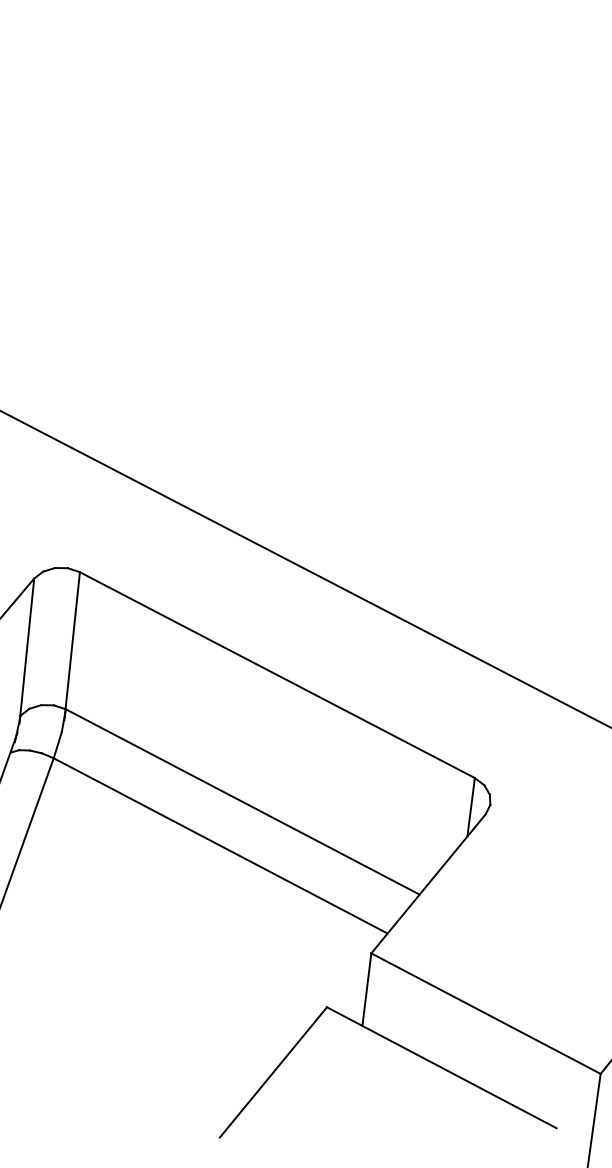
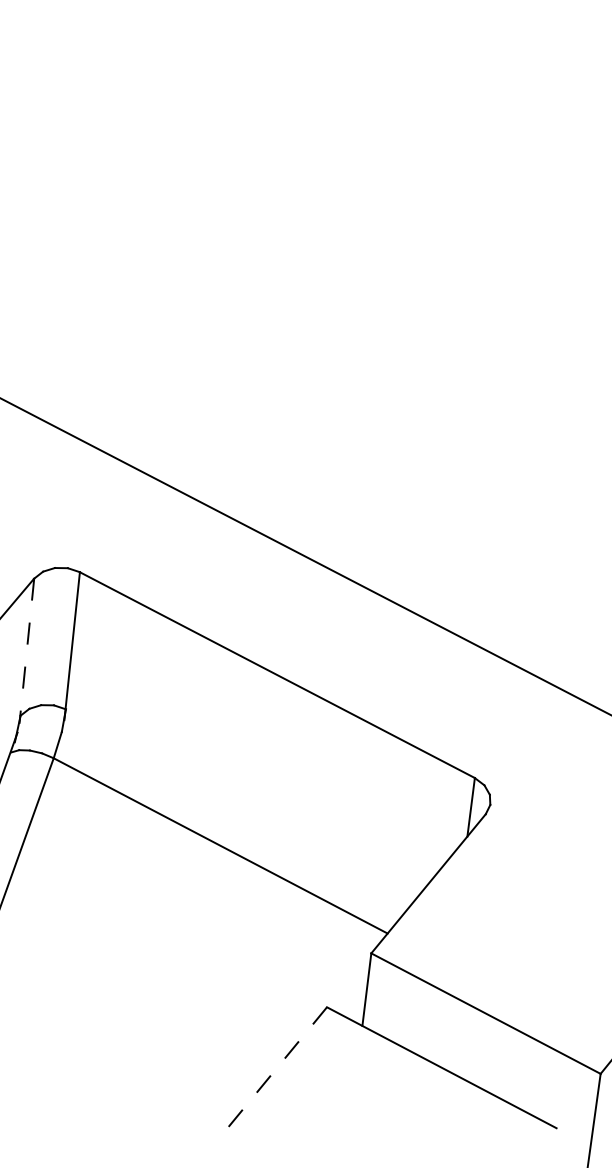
line position: (305, 568) -> (305, 556) (305, 556)
line: solid -> dashed (26, 651)
line: present -> none (242, 801)
line: solid -> dashed (273, 1072)
